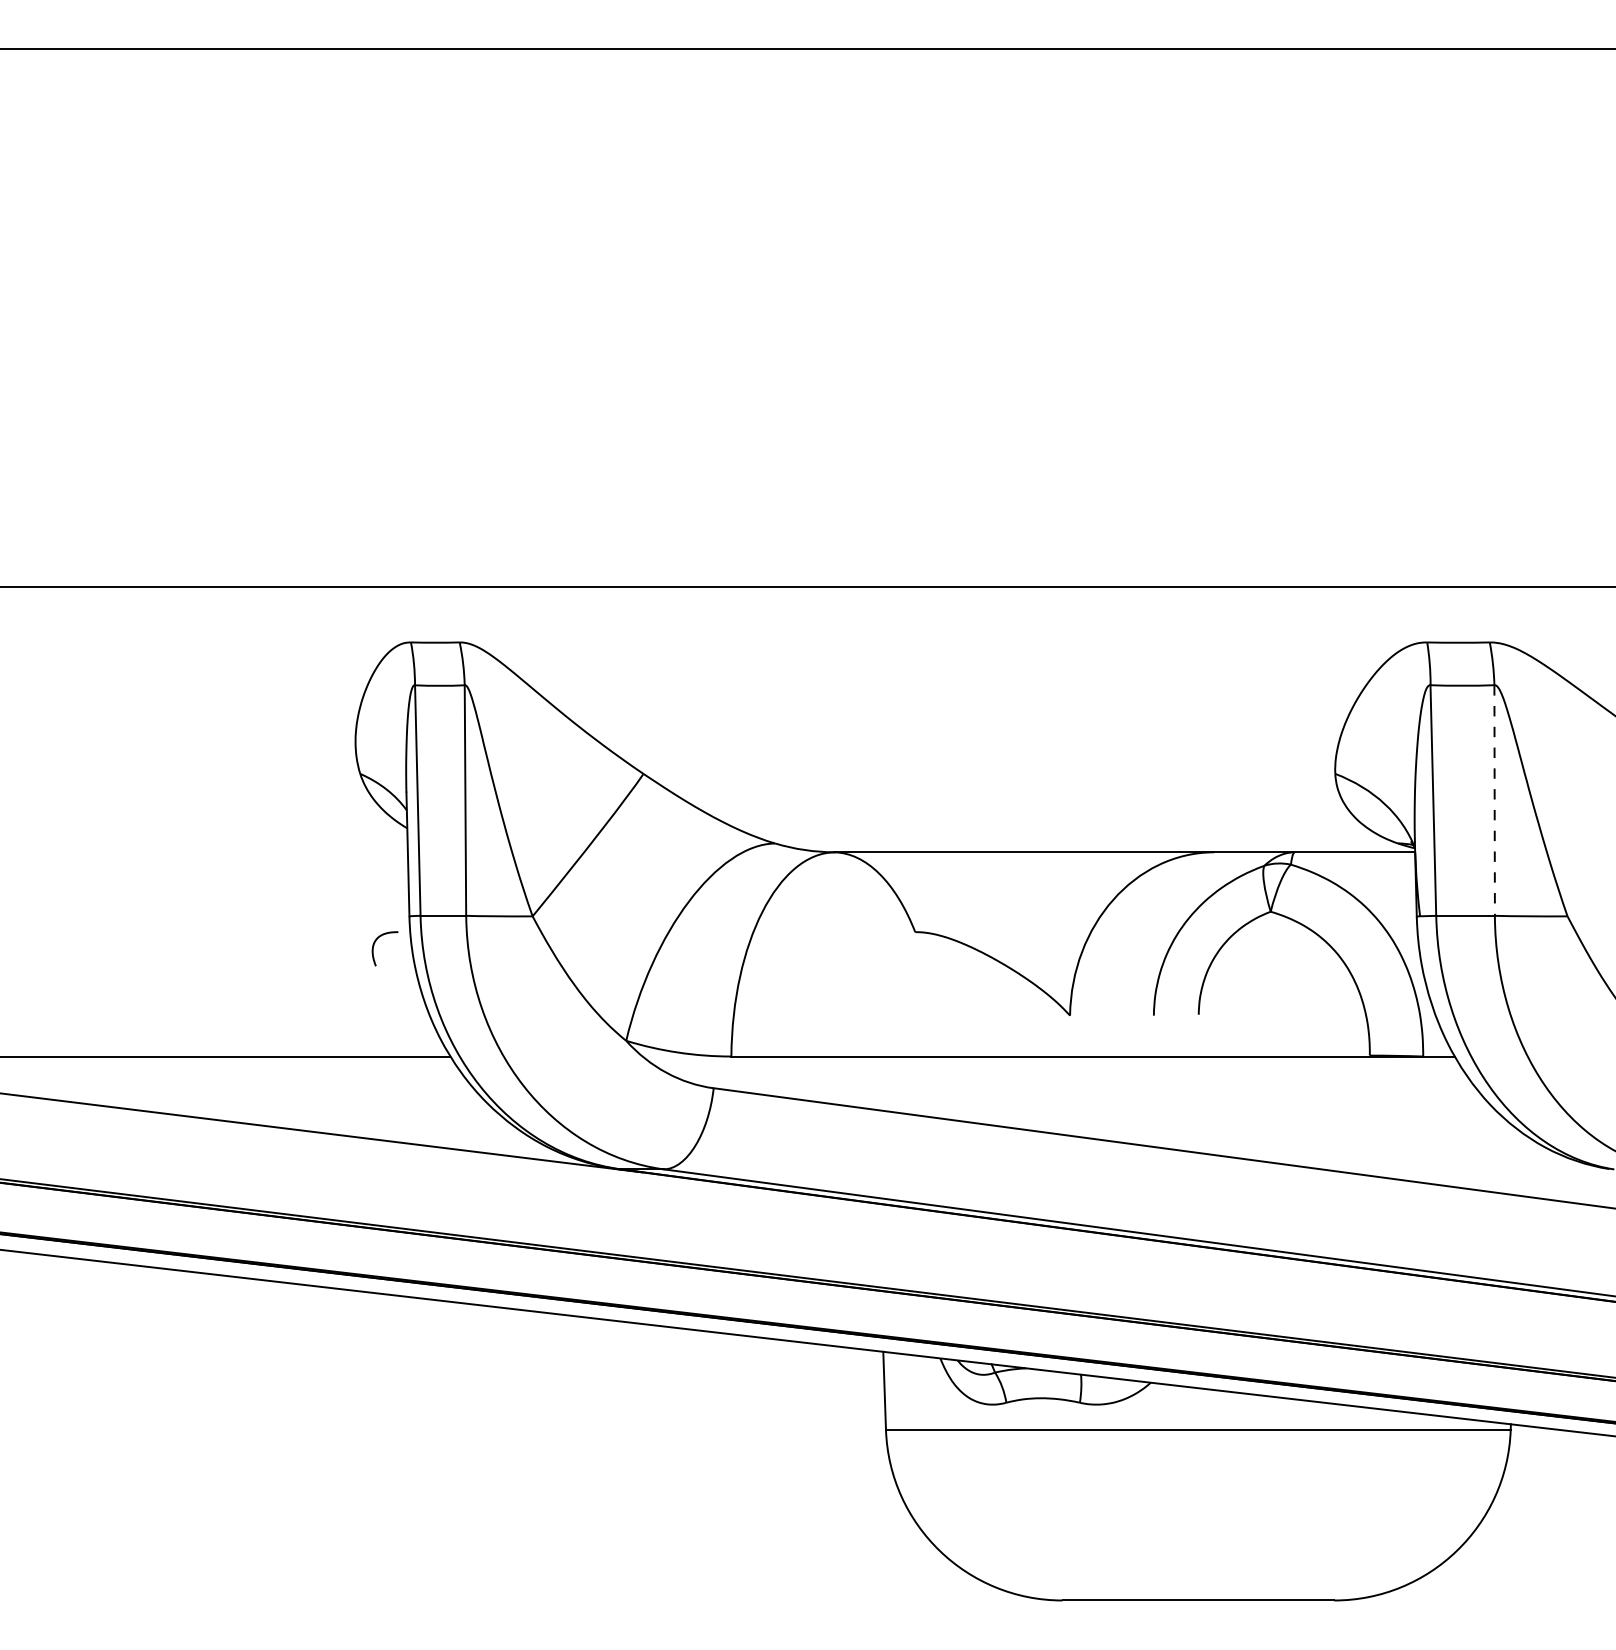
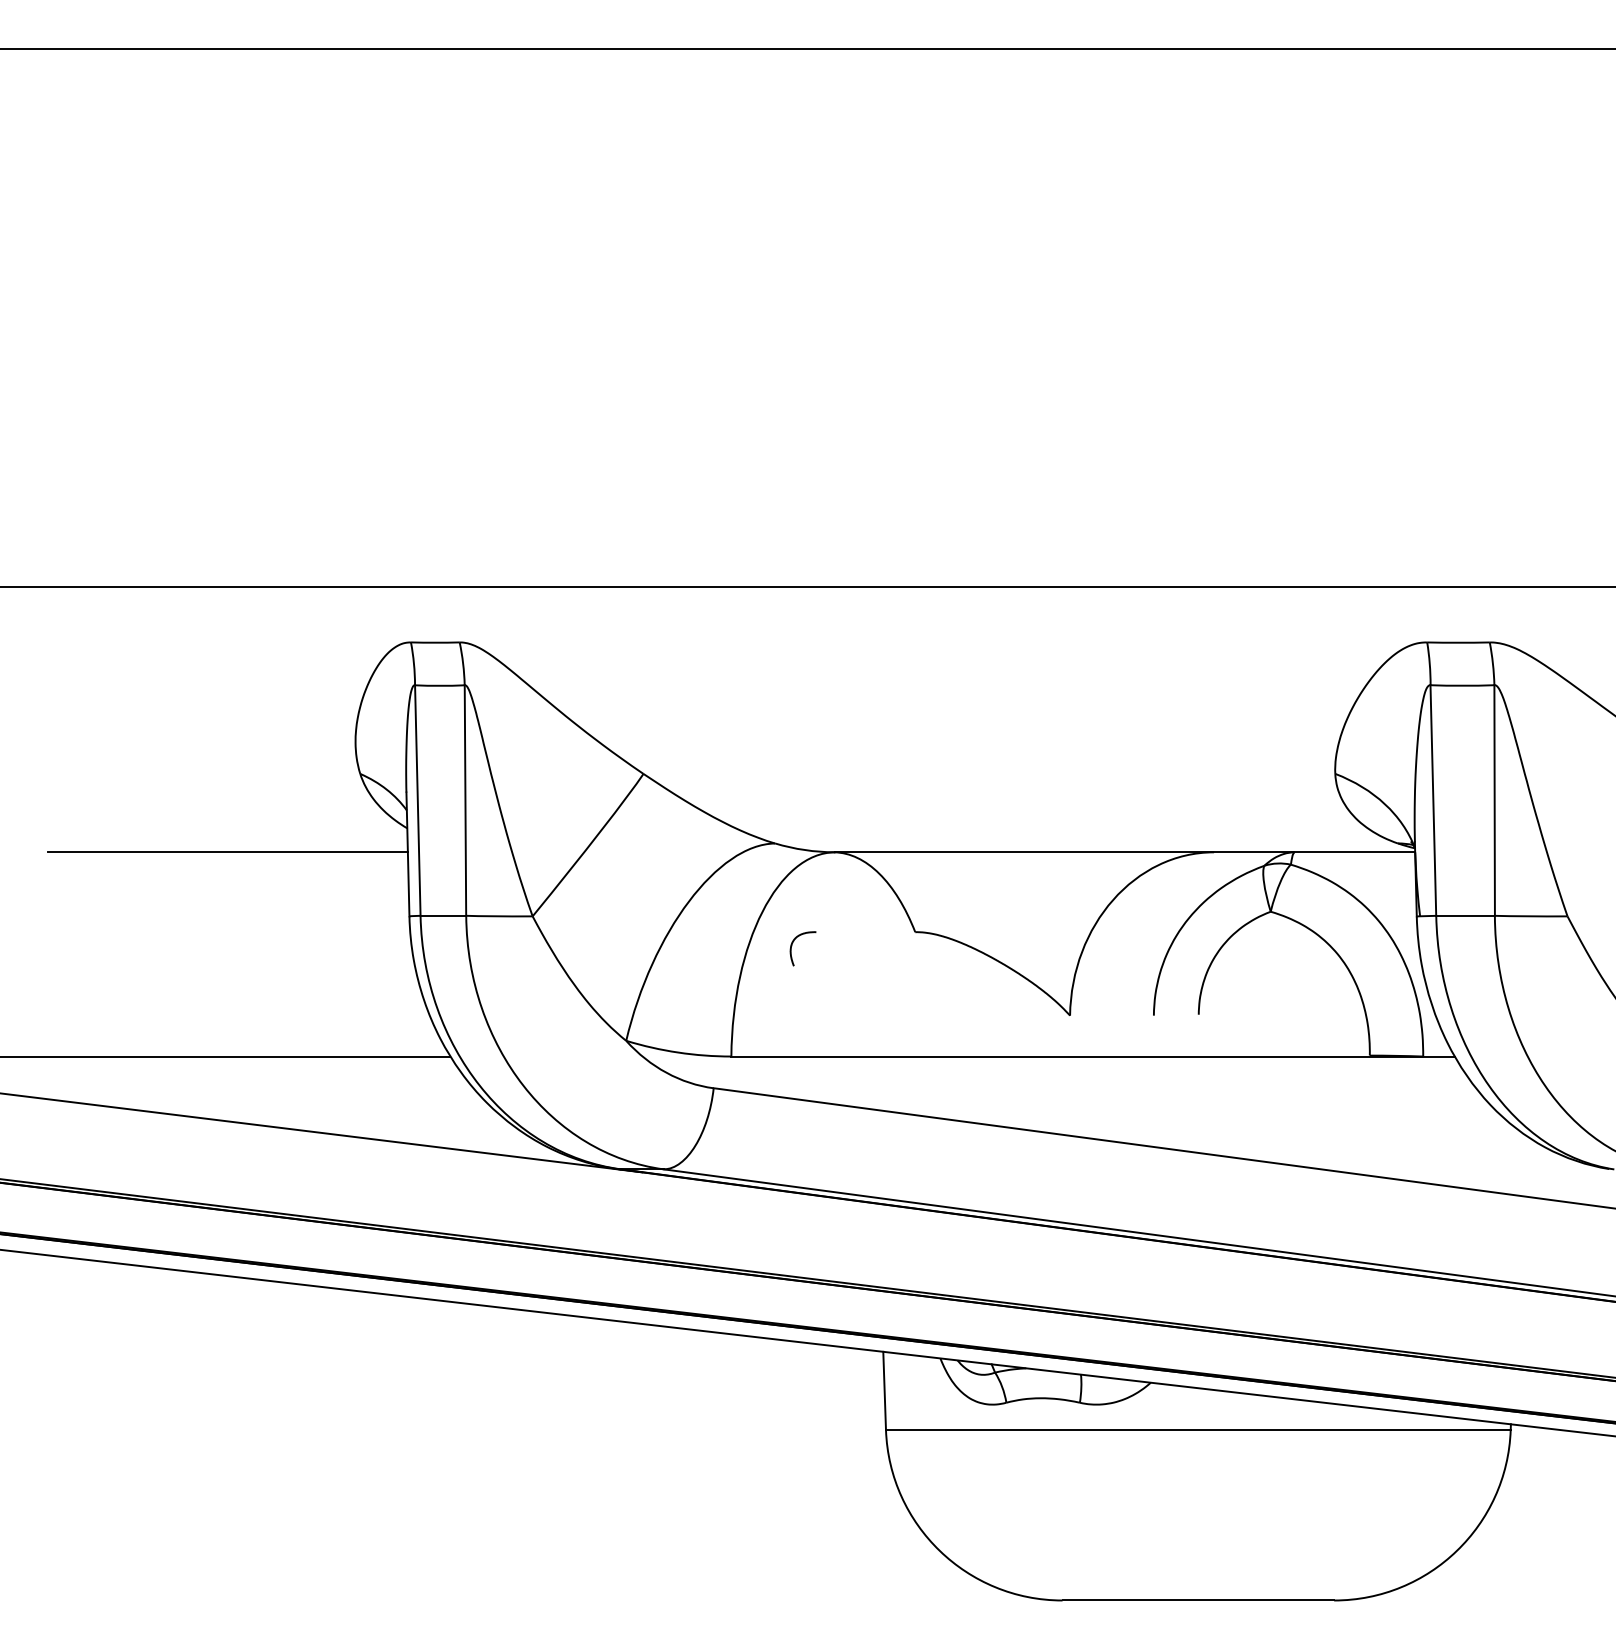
line: dashed -> solid (1494, 801)
line: none -> present (227, 852)
curve position: (374, 946) -> (792, 946) (792, 946)
